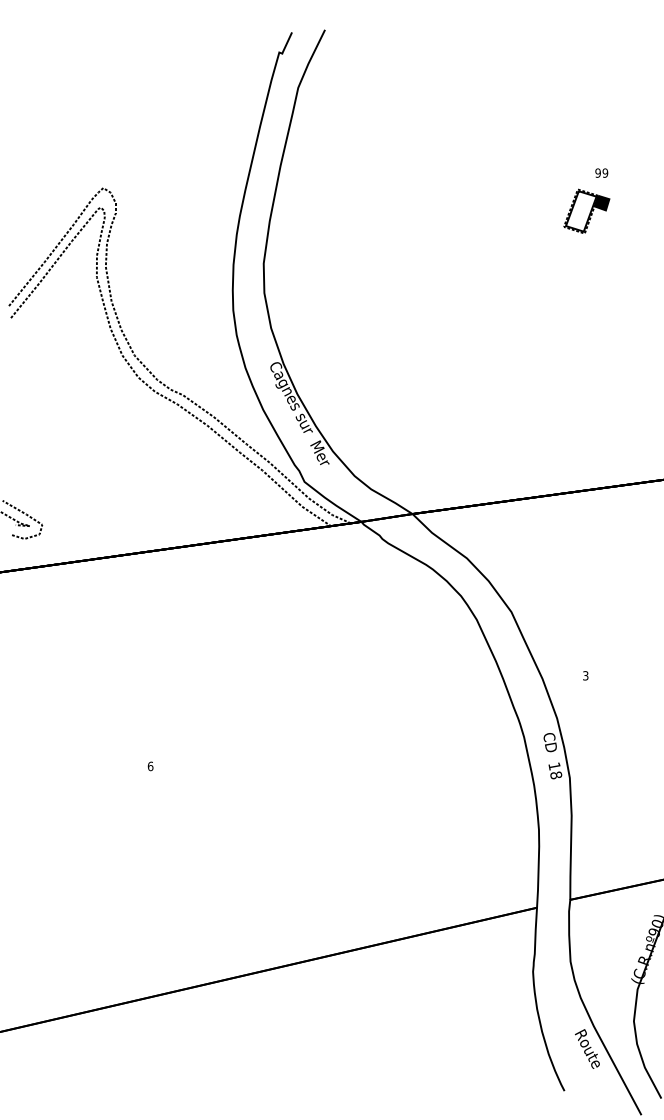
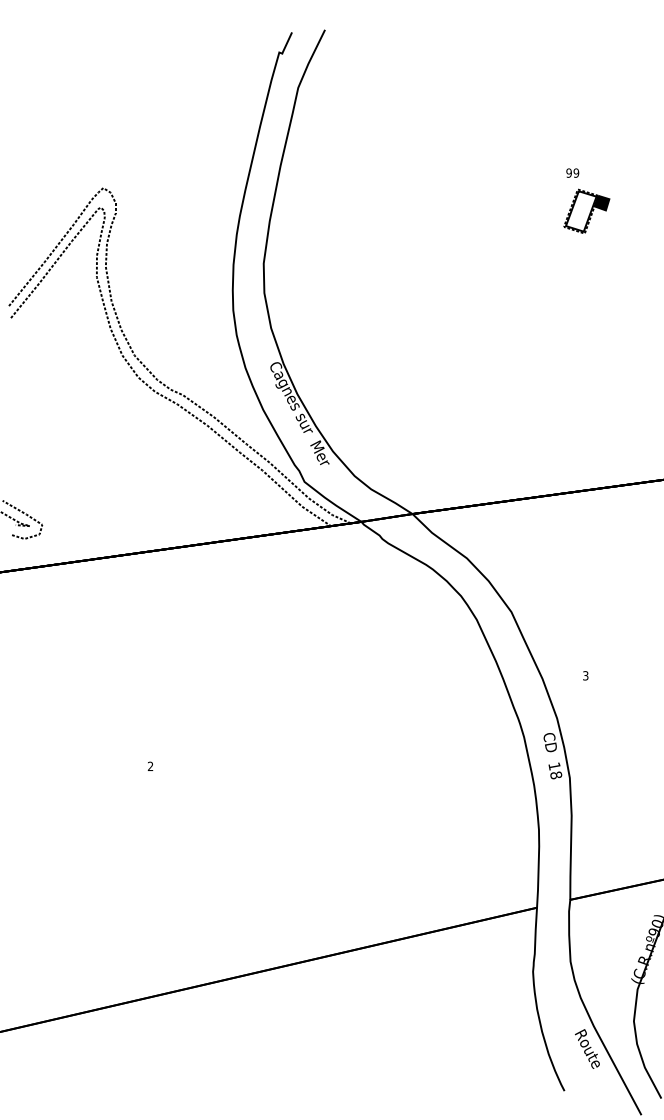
text position: (601, 172) -> (572, 172) (572, 172)
text: 6 -> 2 (150, 766)
